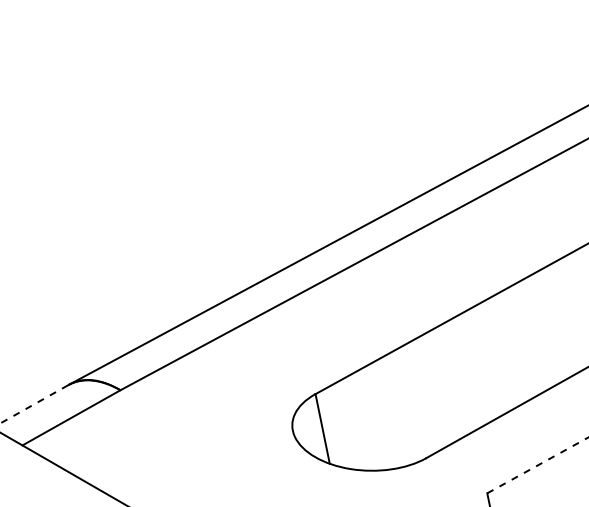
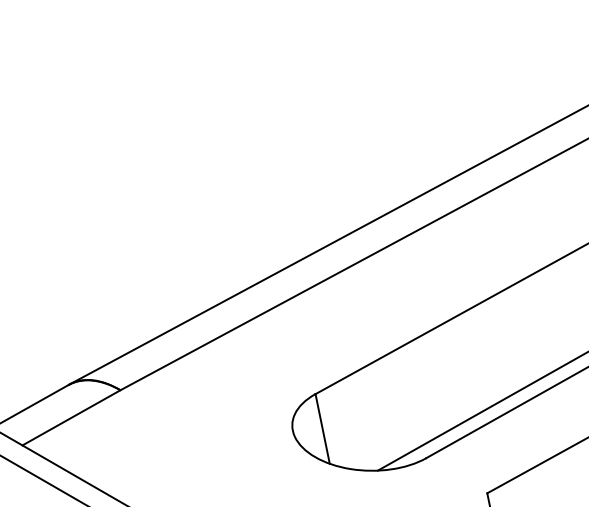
line: dashed -> solid (33, 404)
line: none -> present (481, 411)
line: dashed -> solid (538, 465)
line: none -> present (42, 479)
